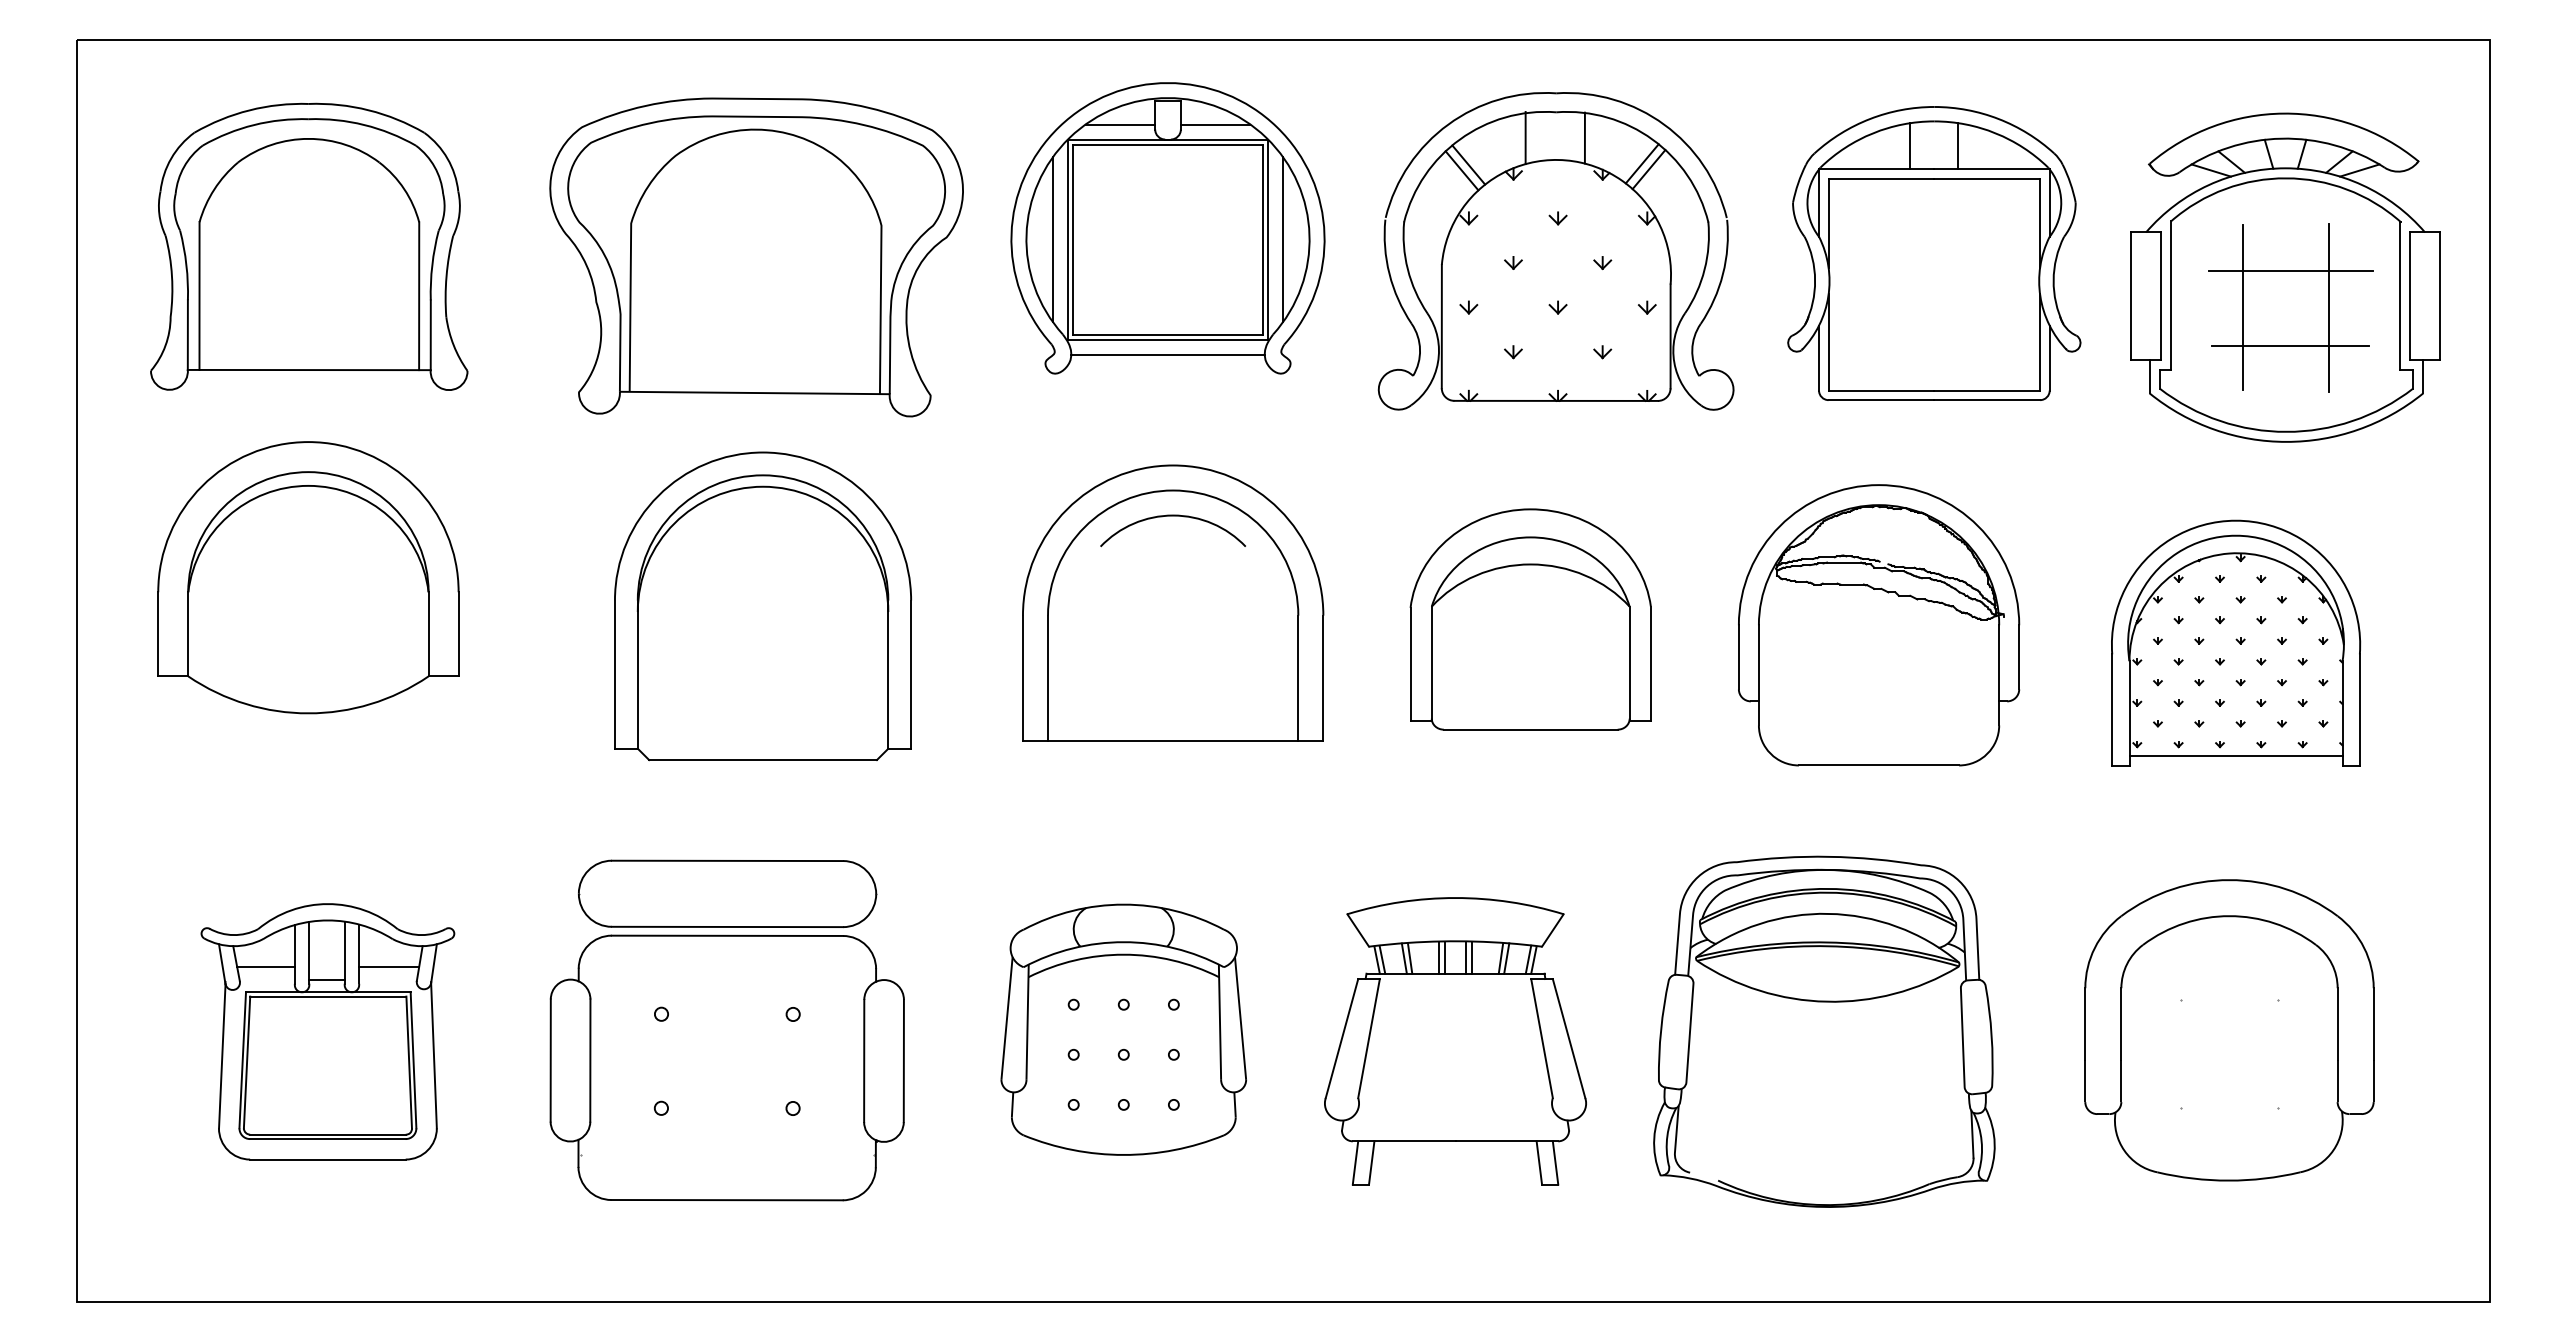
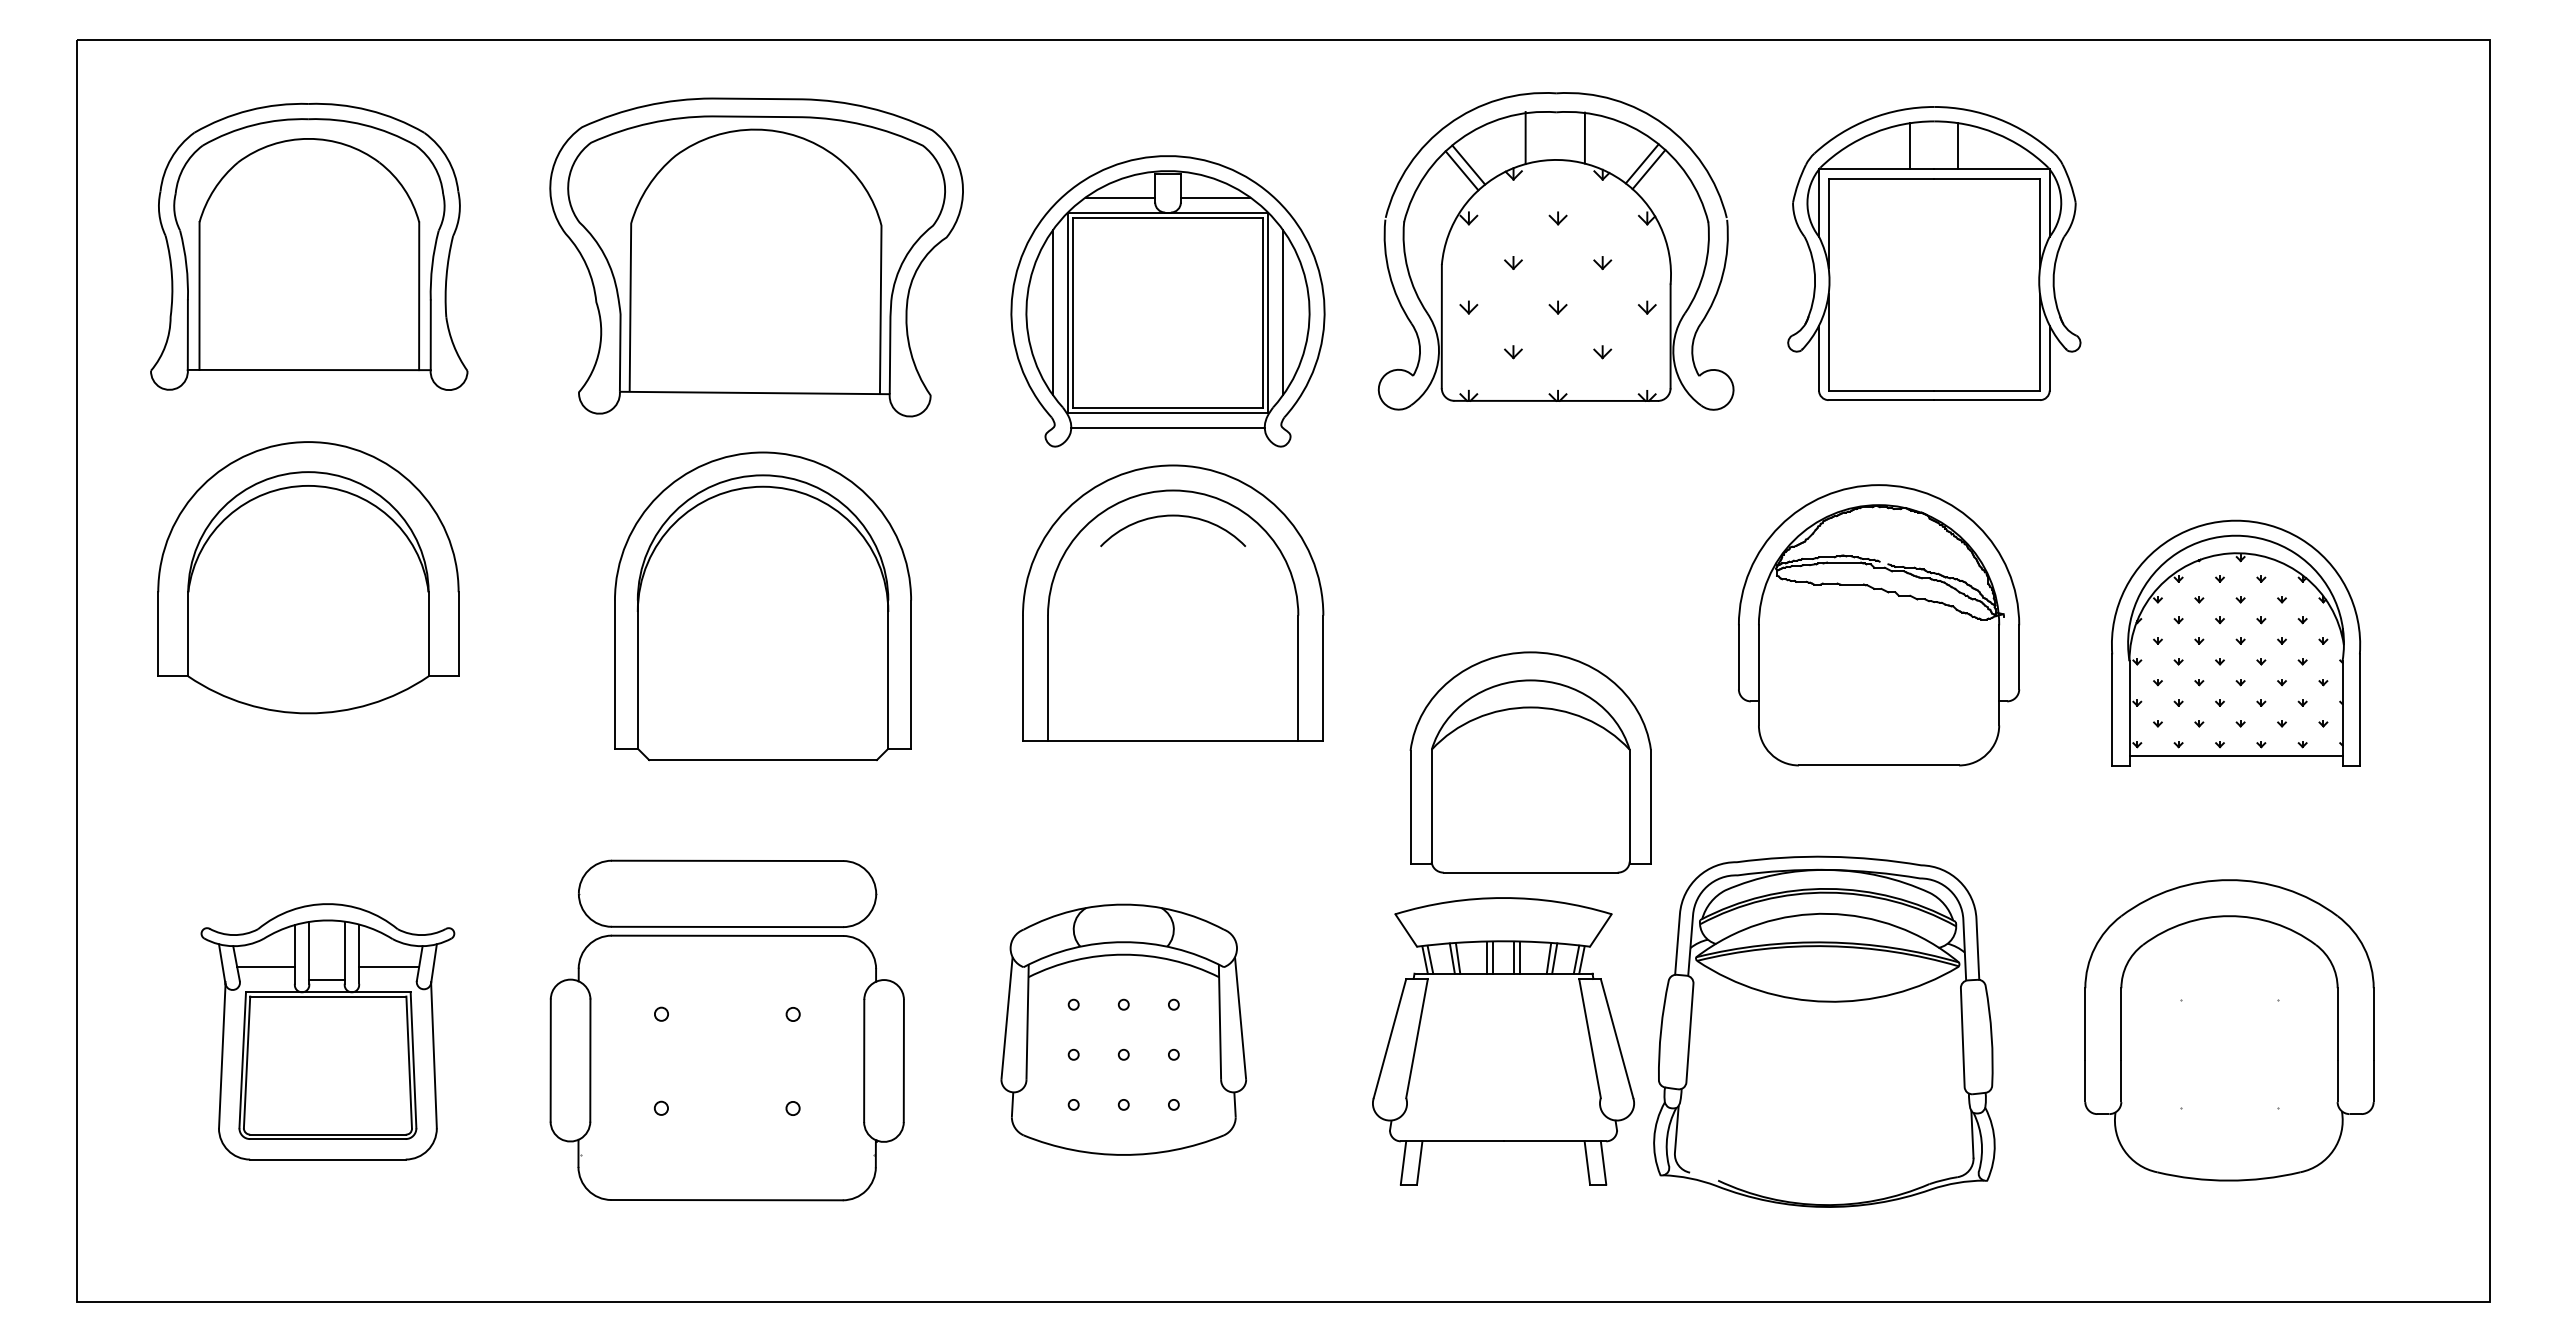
part position: (1167, 228) -> (1167, 301) (1167, 301)
part: present -> none (2285, 277)
part position: (1530, 619) -> (1530, 762) (1530, 762)
part position: (1455, 1041) -> (1503, 1041) (1503, 1041)
